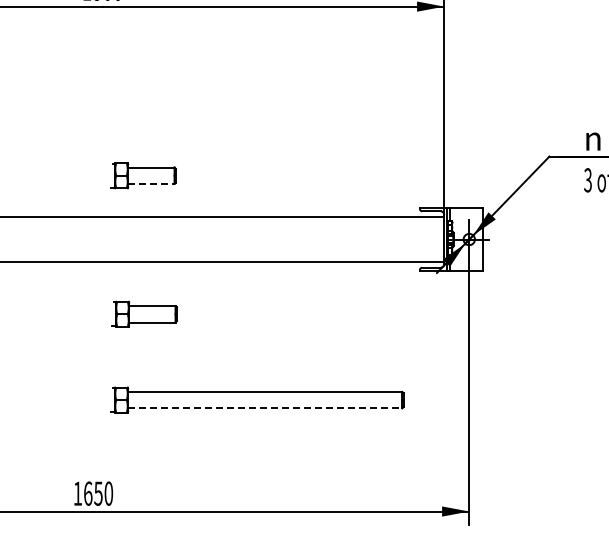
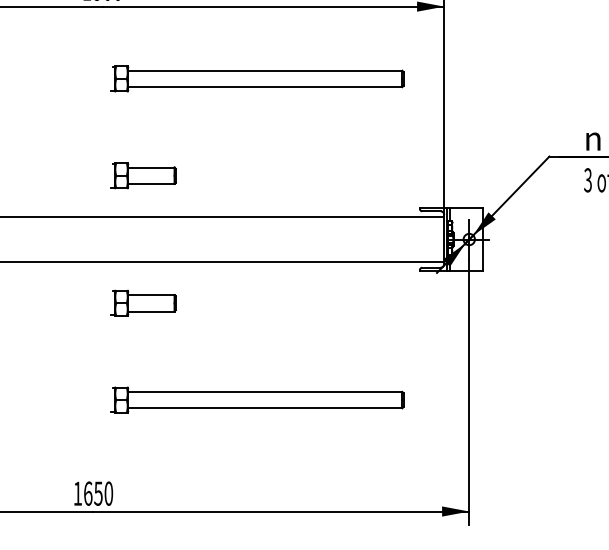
part: none -> present (257, 78)
line: dashed -> solid (151, 183)
part position: (144, 313) -> (143, 302) (143, 302)
line: dashed -> solid (265, 408)
